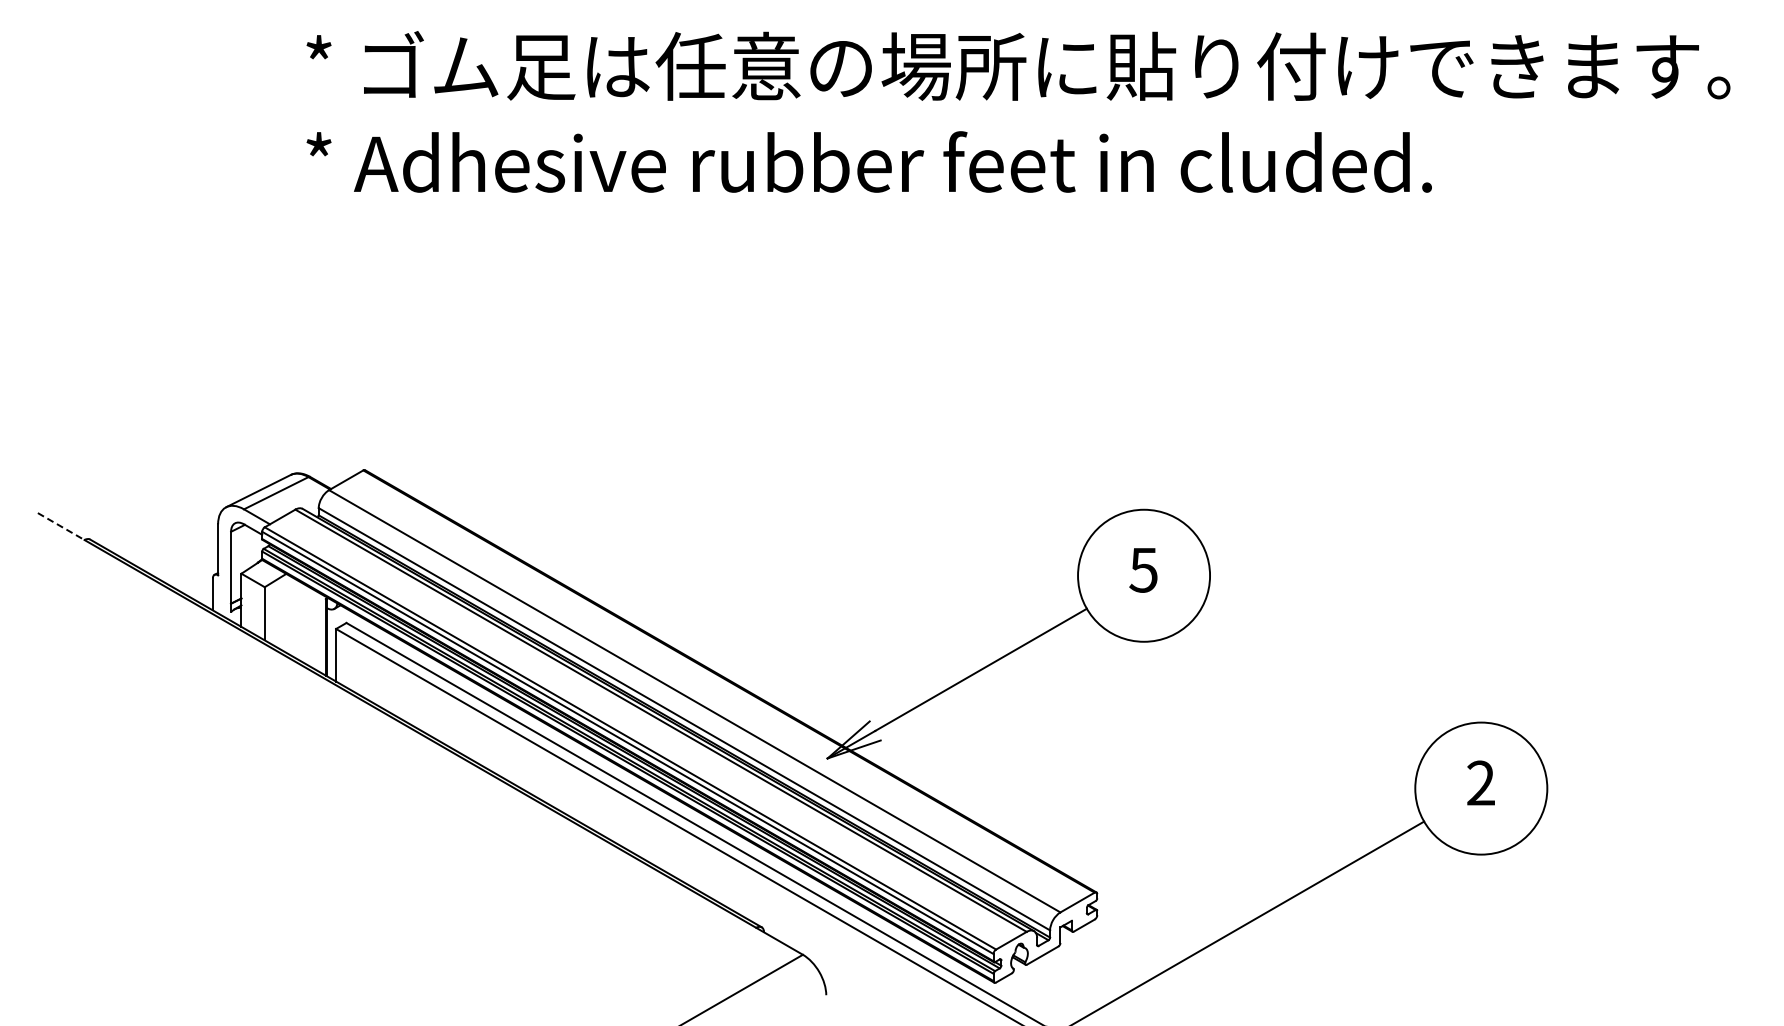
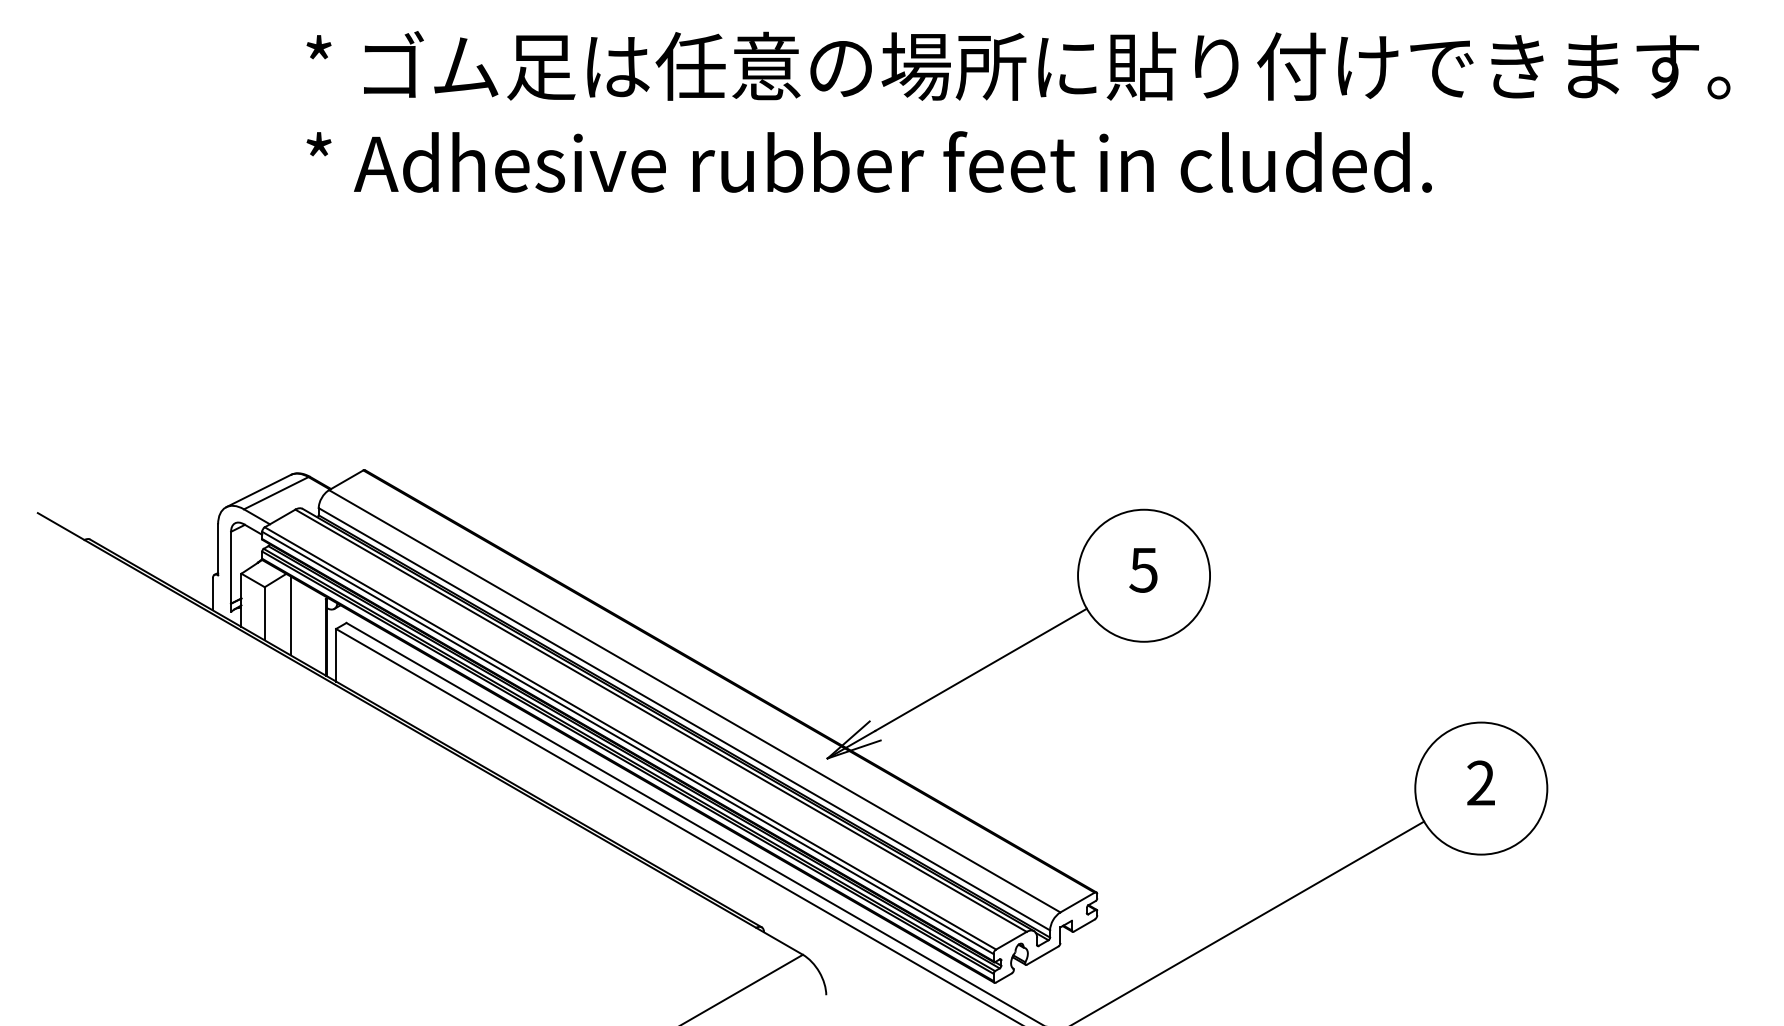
line: dashed -> solid (61, 526)
line: none -> present (290, 615)
